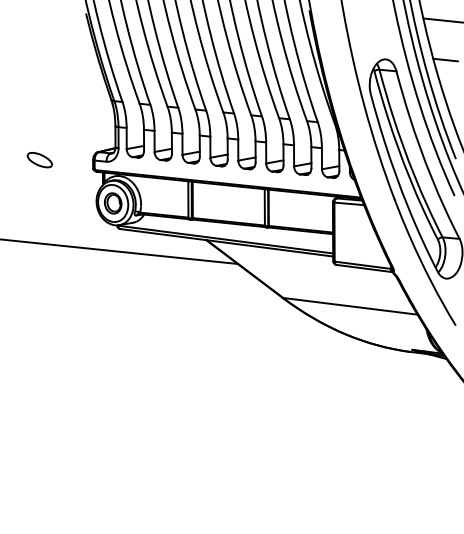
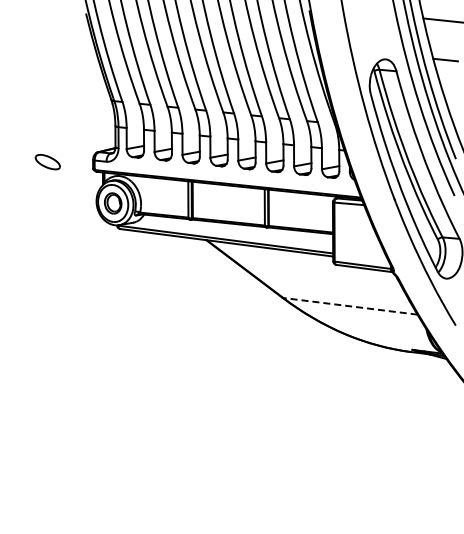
part position: (39, 160) -> (47, 162) (47, 162)
line: present -> none (119, 251)
line: solid -> dashed (350, 306)
